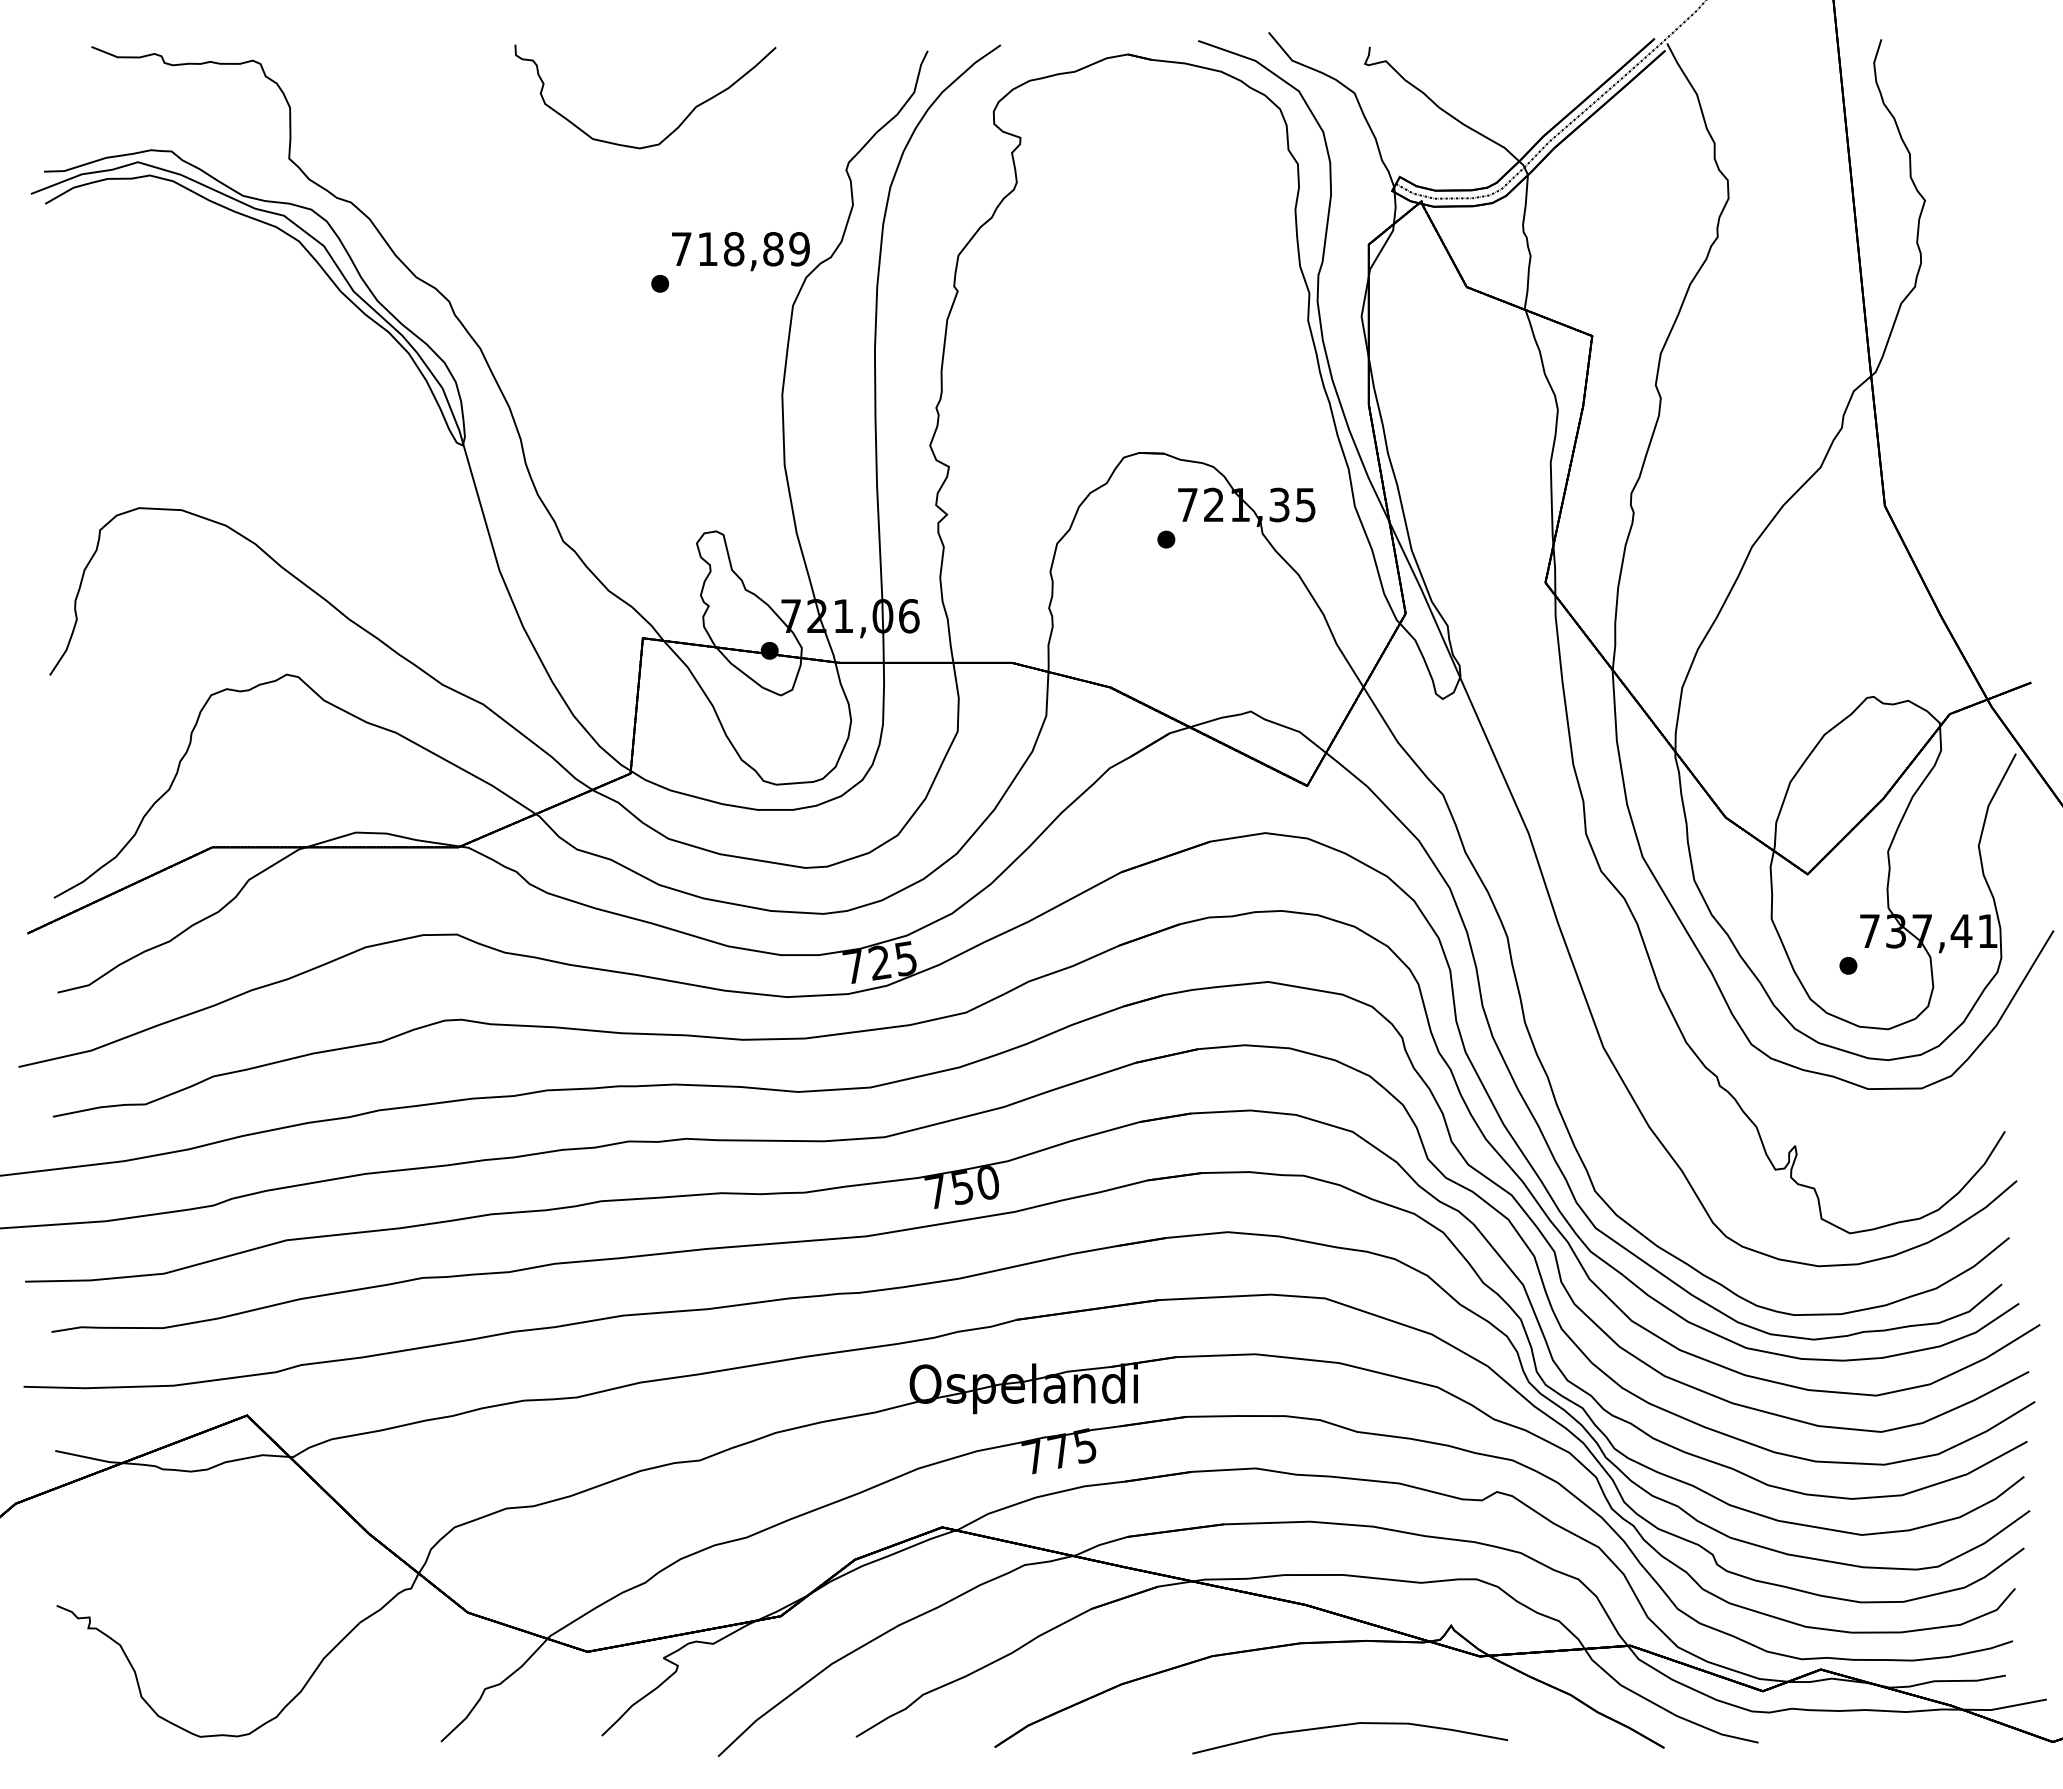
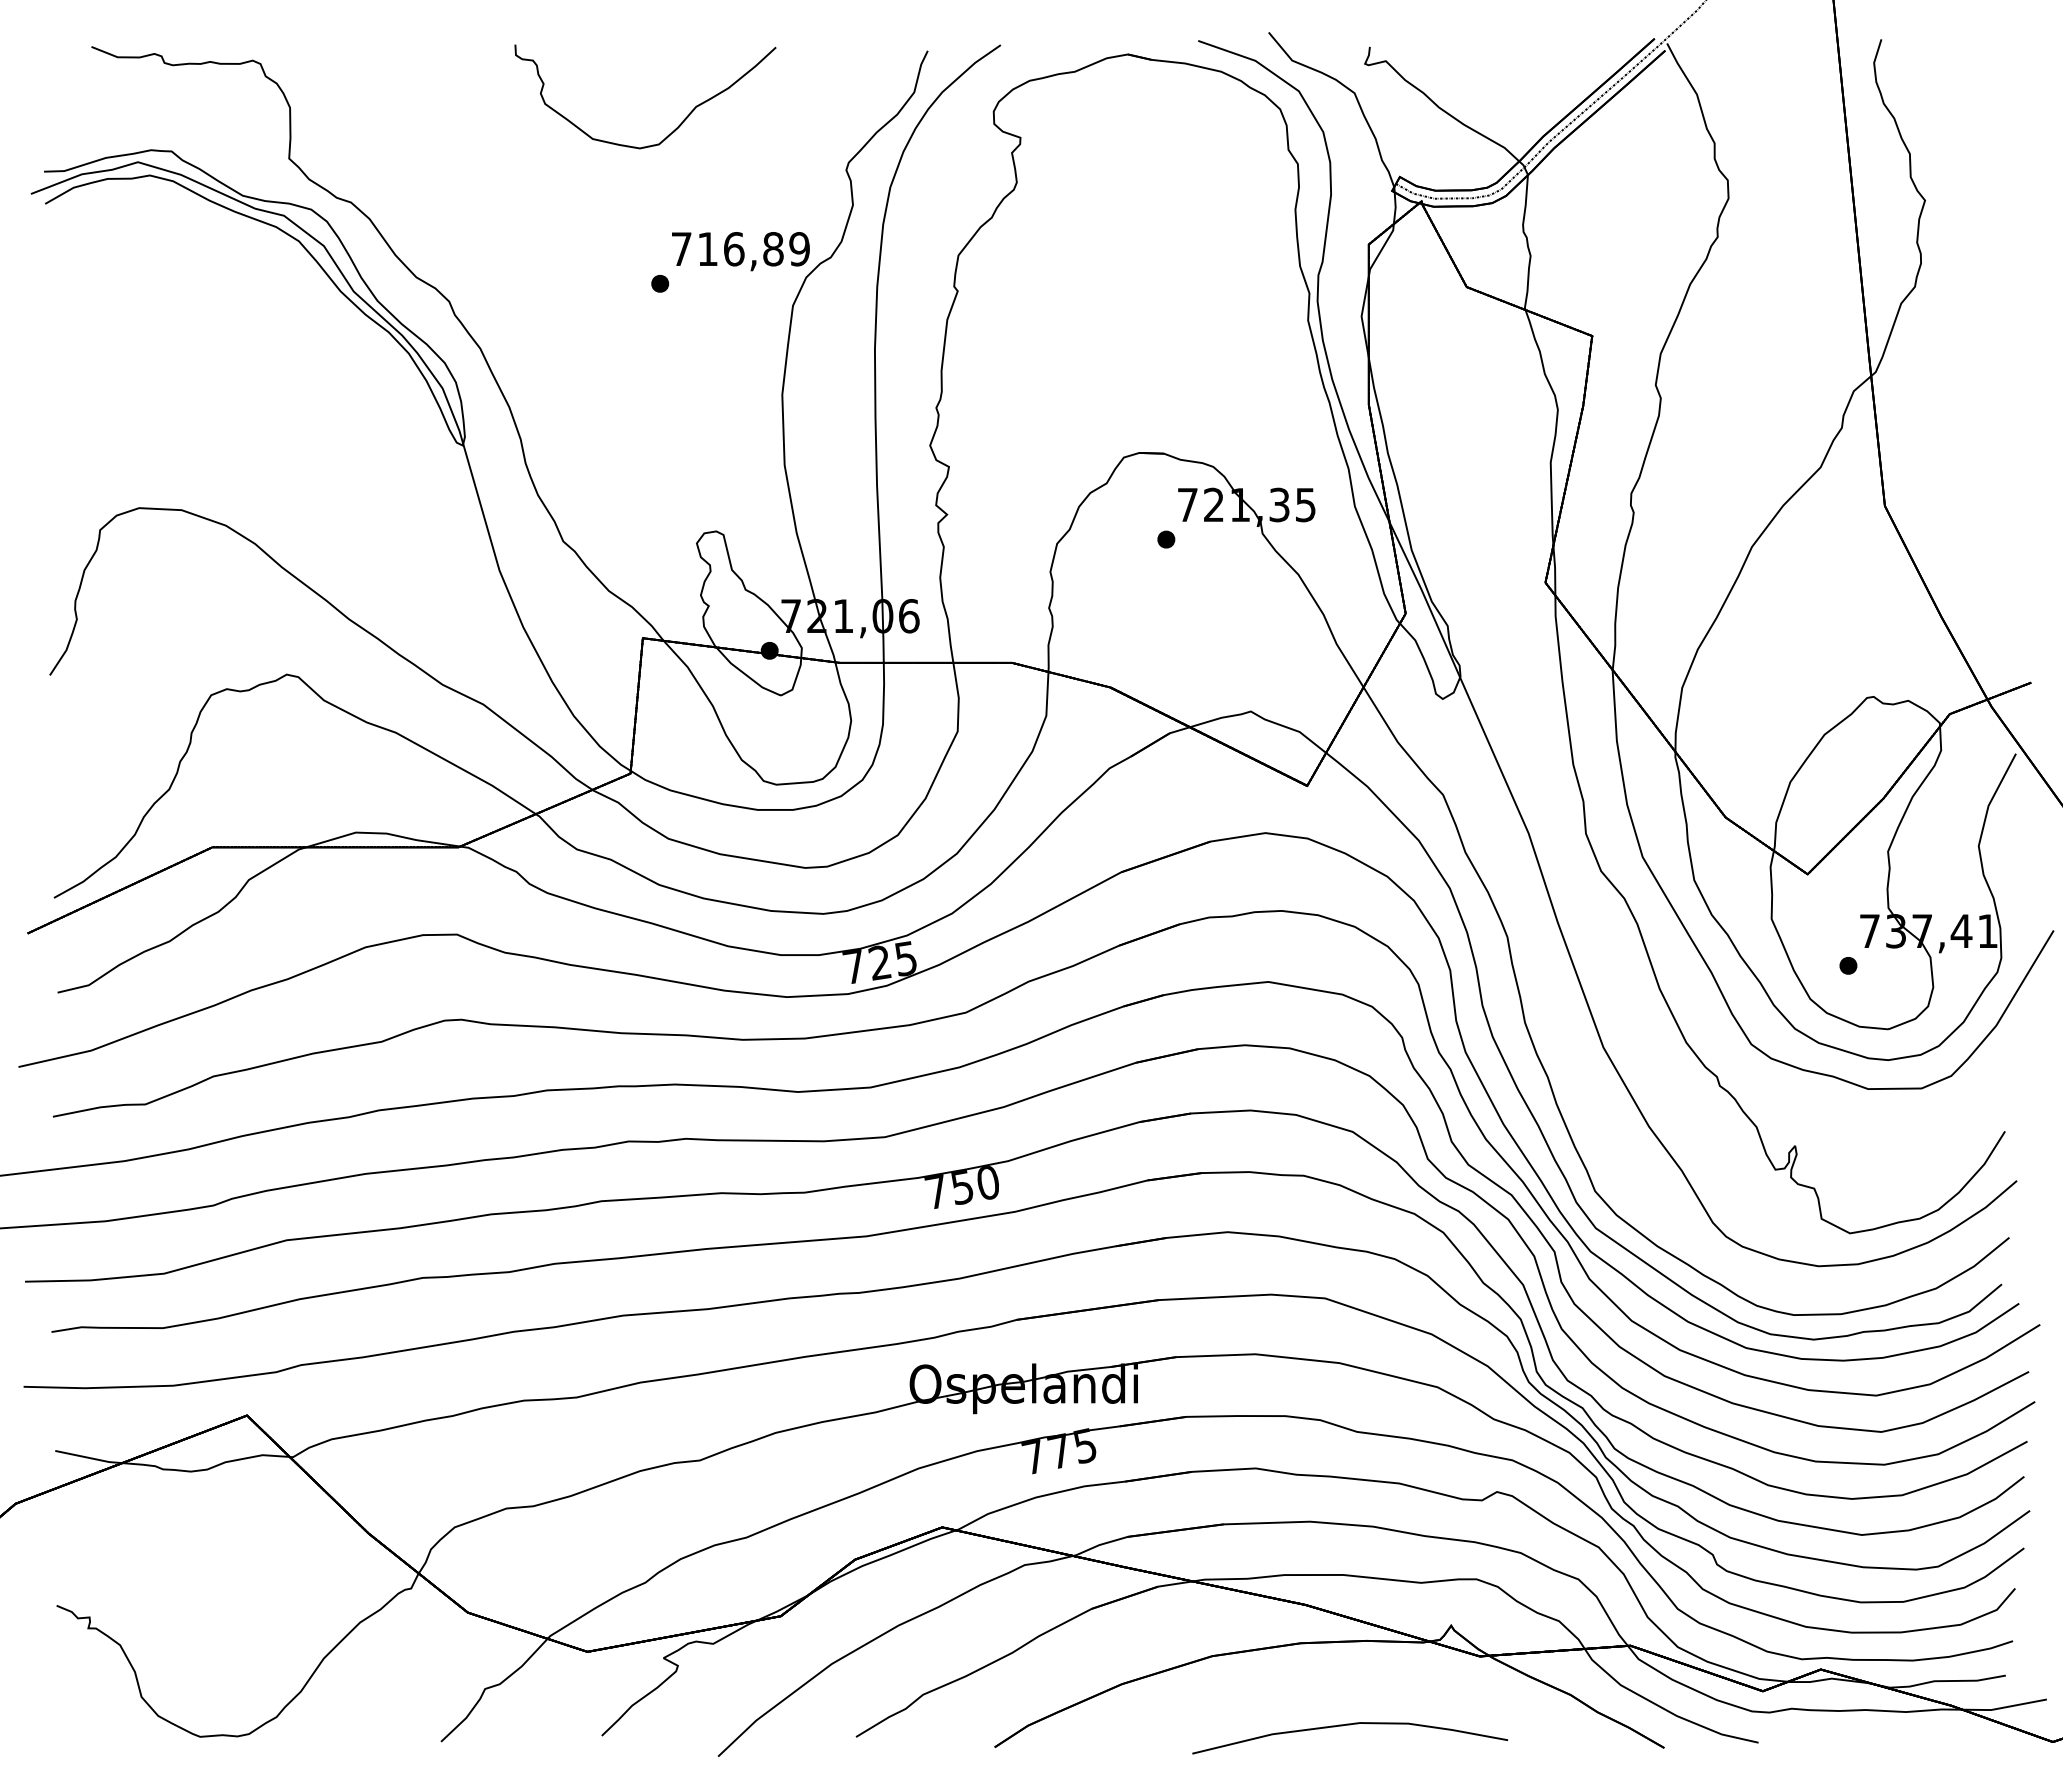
text: 718,89 -> 716,89 (733, 249)
